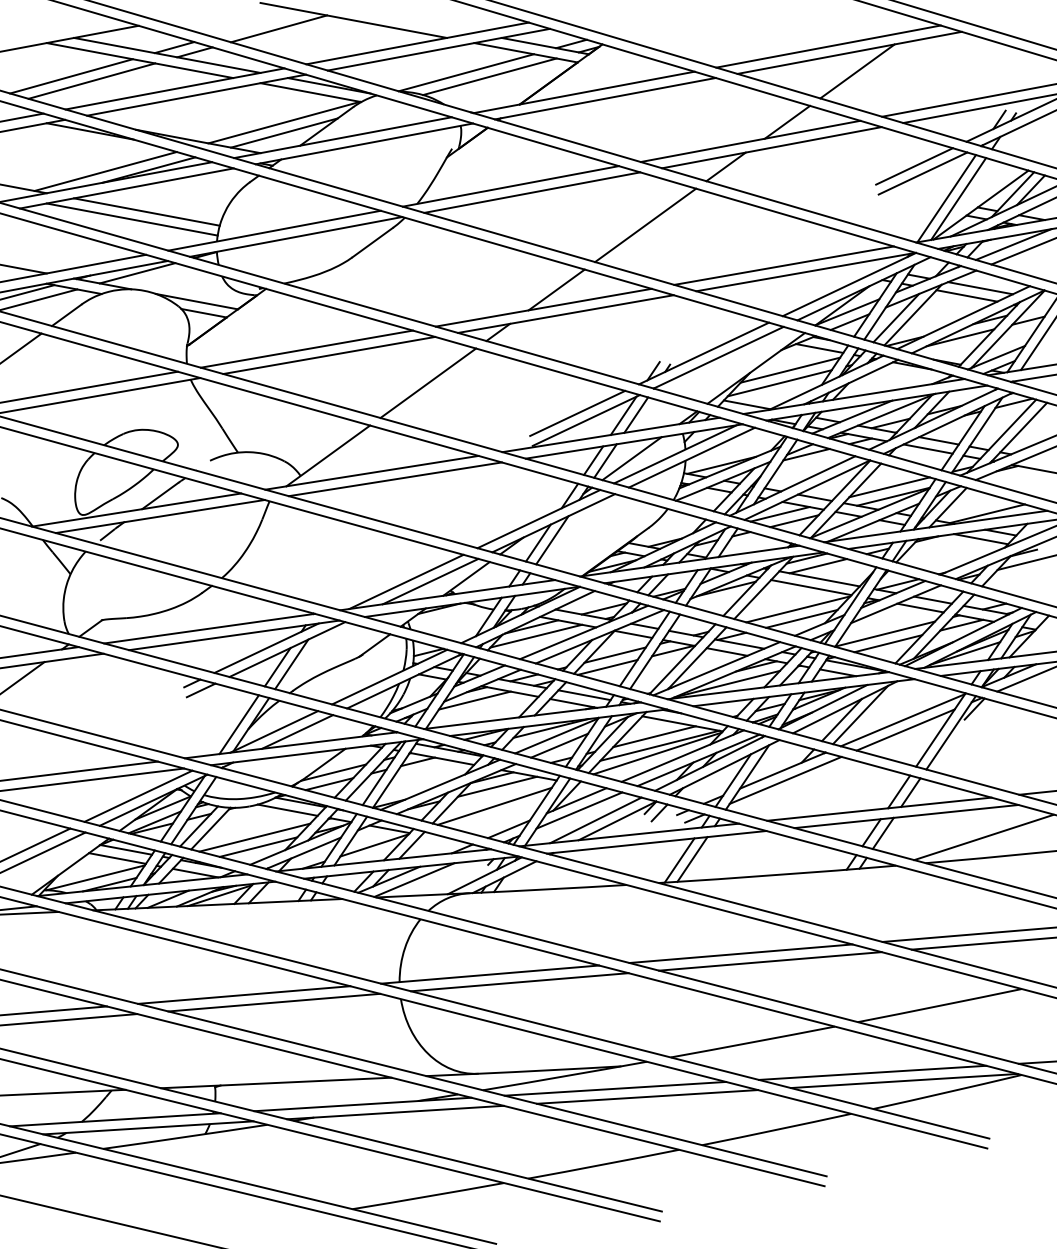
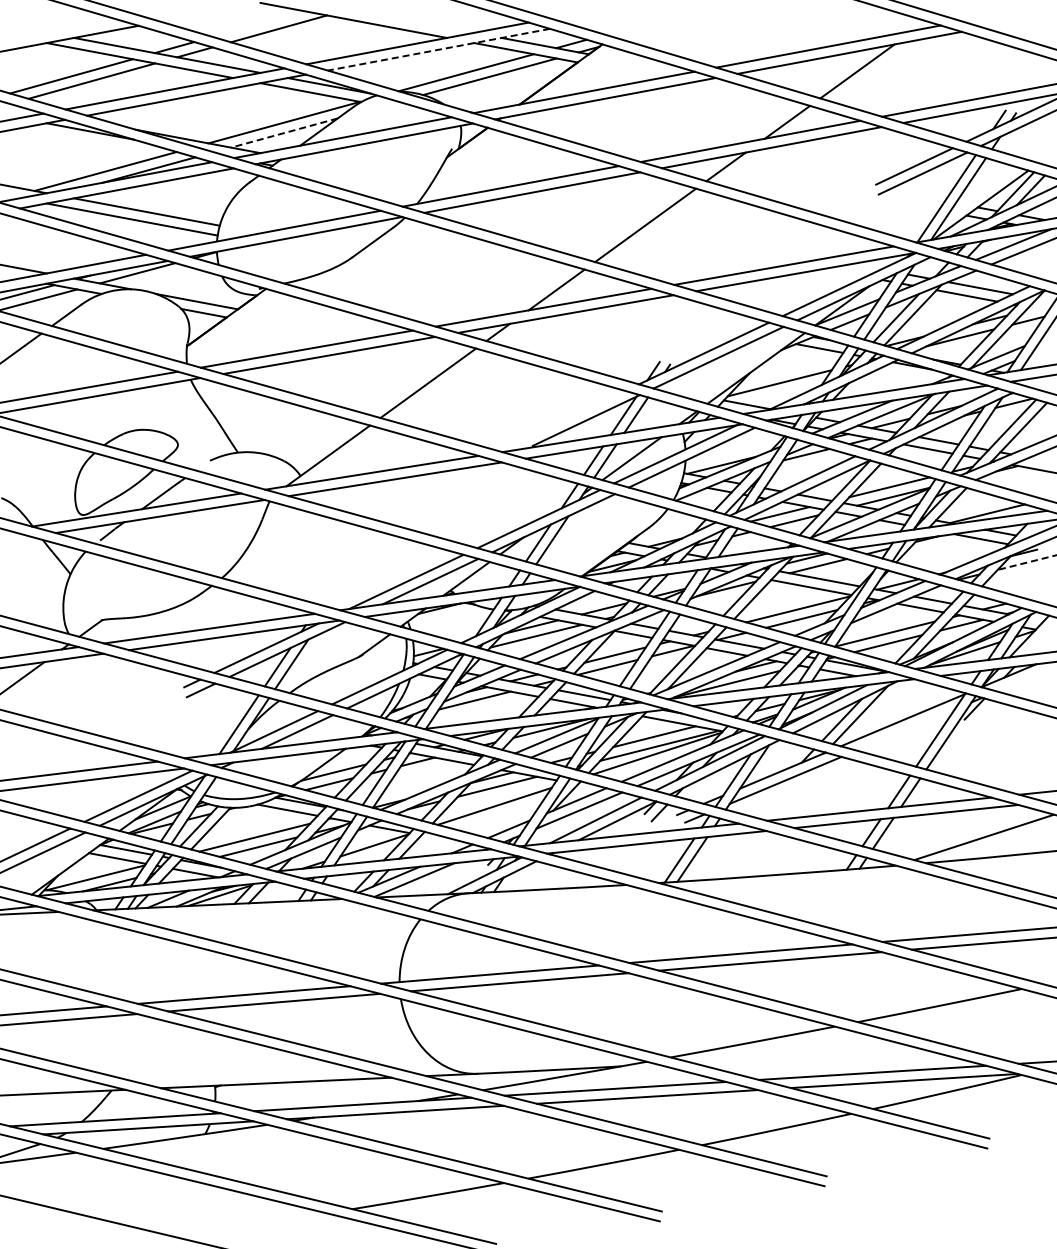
line: solid -> dashed (438, 49)
line: solid -> dashed (283, 133)
line: present -> none (790, 369)
line: present -> none (577, 412)
line: solid -> dashed (1026, 562)
line: present -> none (1025, 679)
line: present -> none (905, 729)
